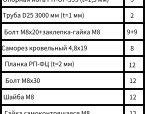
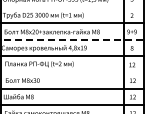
line: present -> none (71, 7)
line: solid -> dashed (72, 39)
line: present -> none (71, 72)
